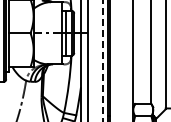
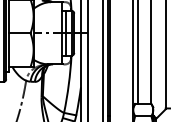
line: none -> present (138, 52)
line: dashed -> solid (103, 60)
